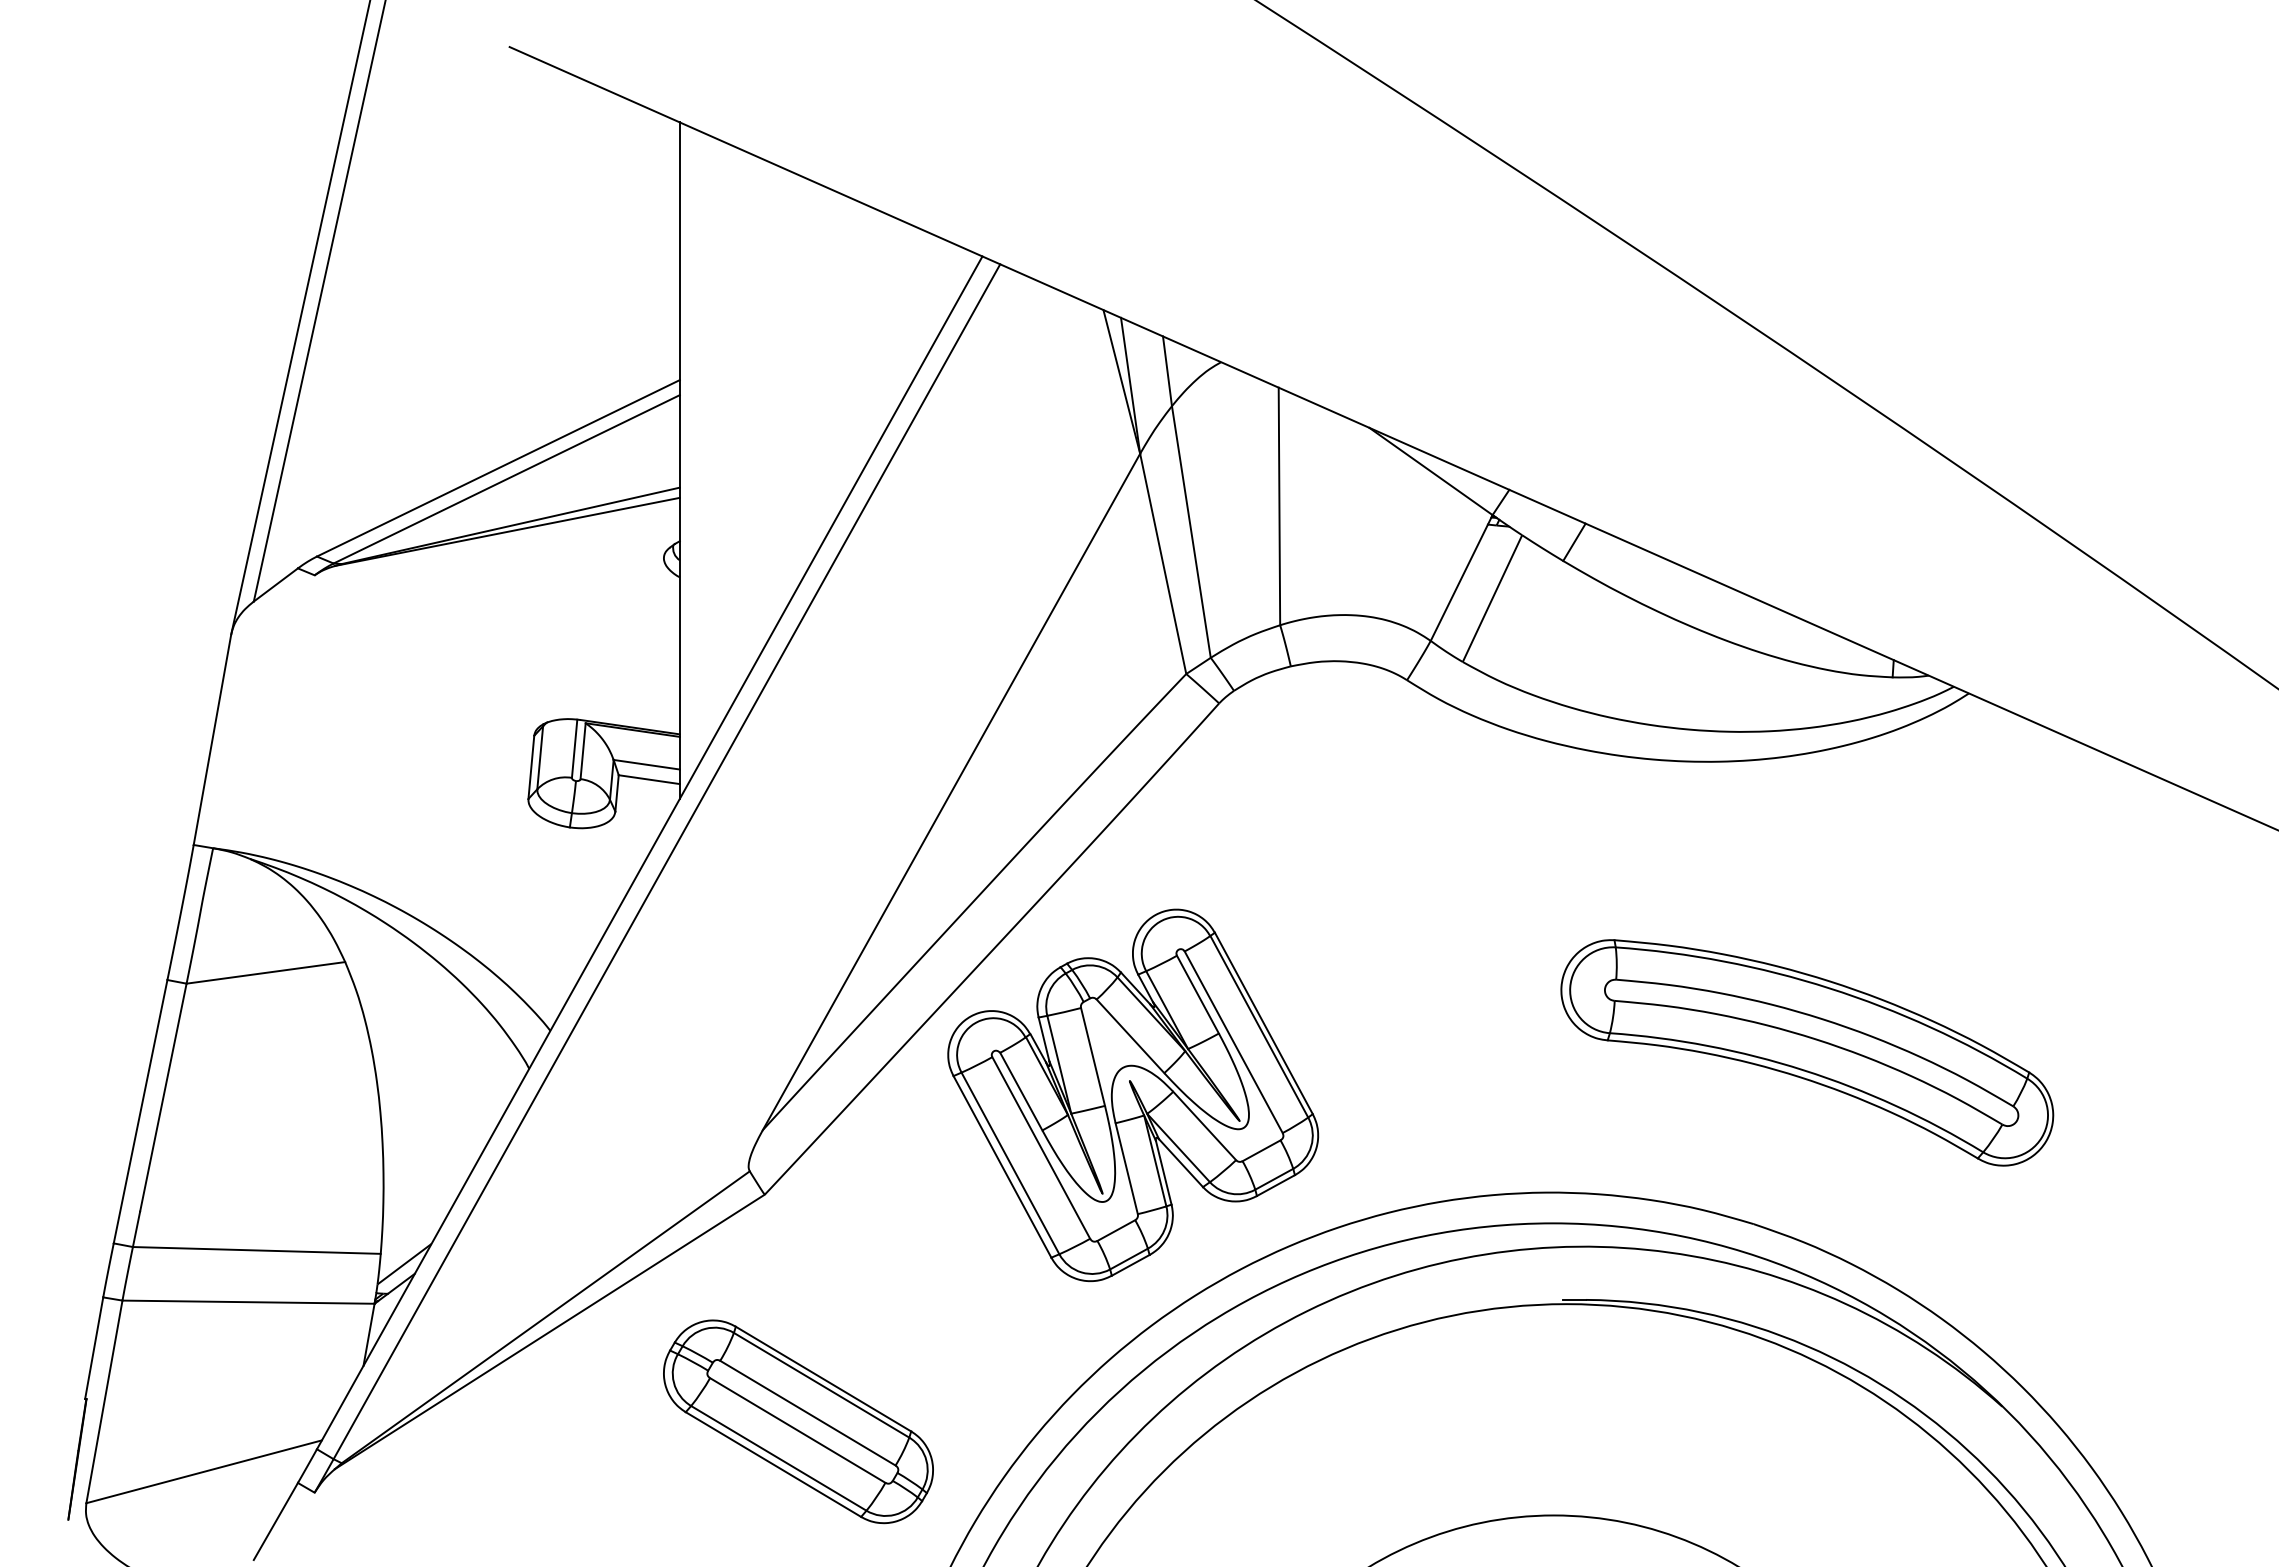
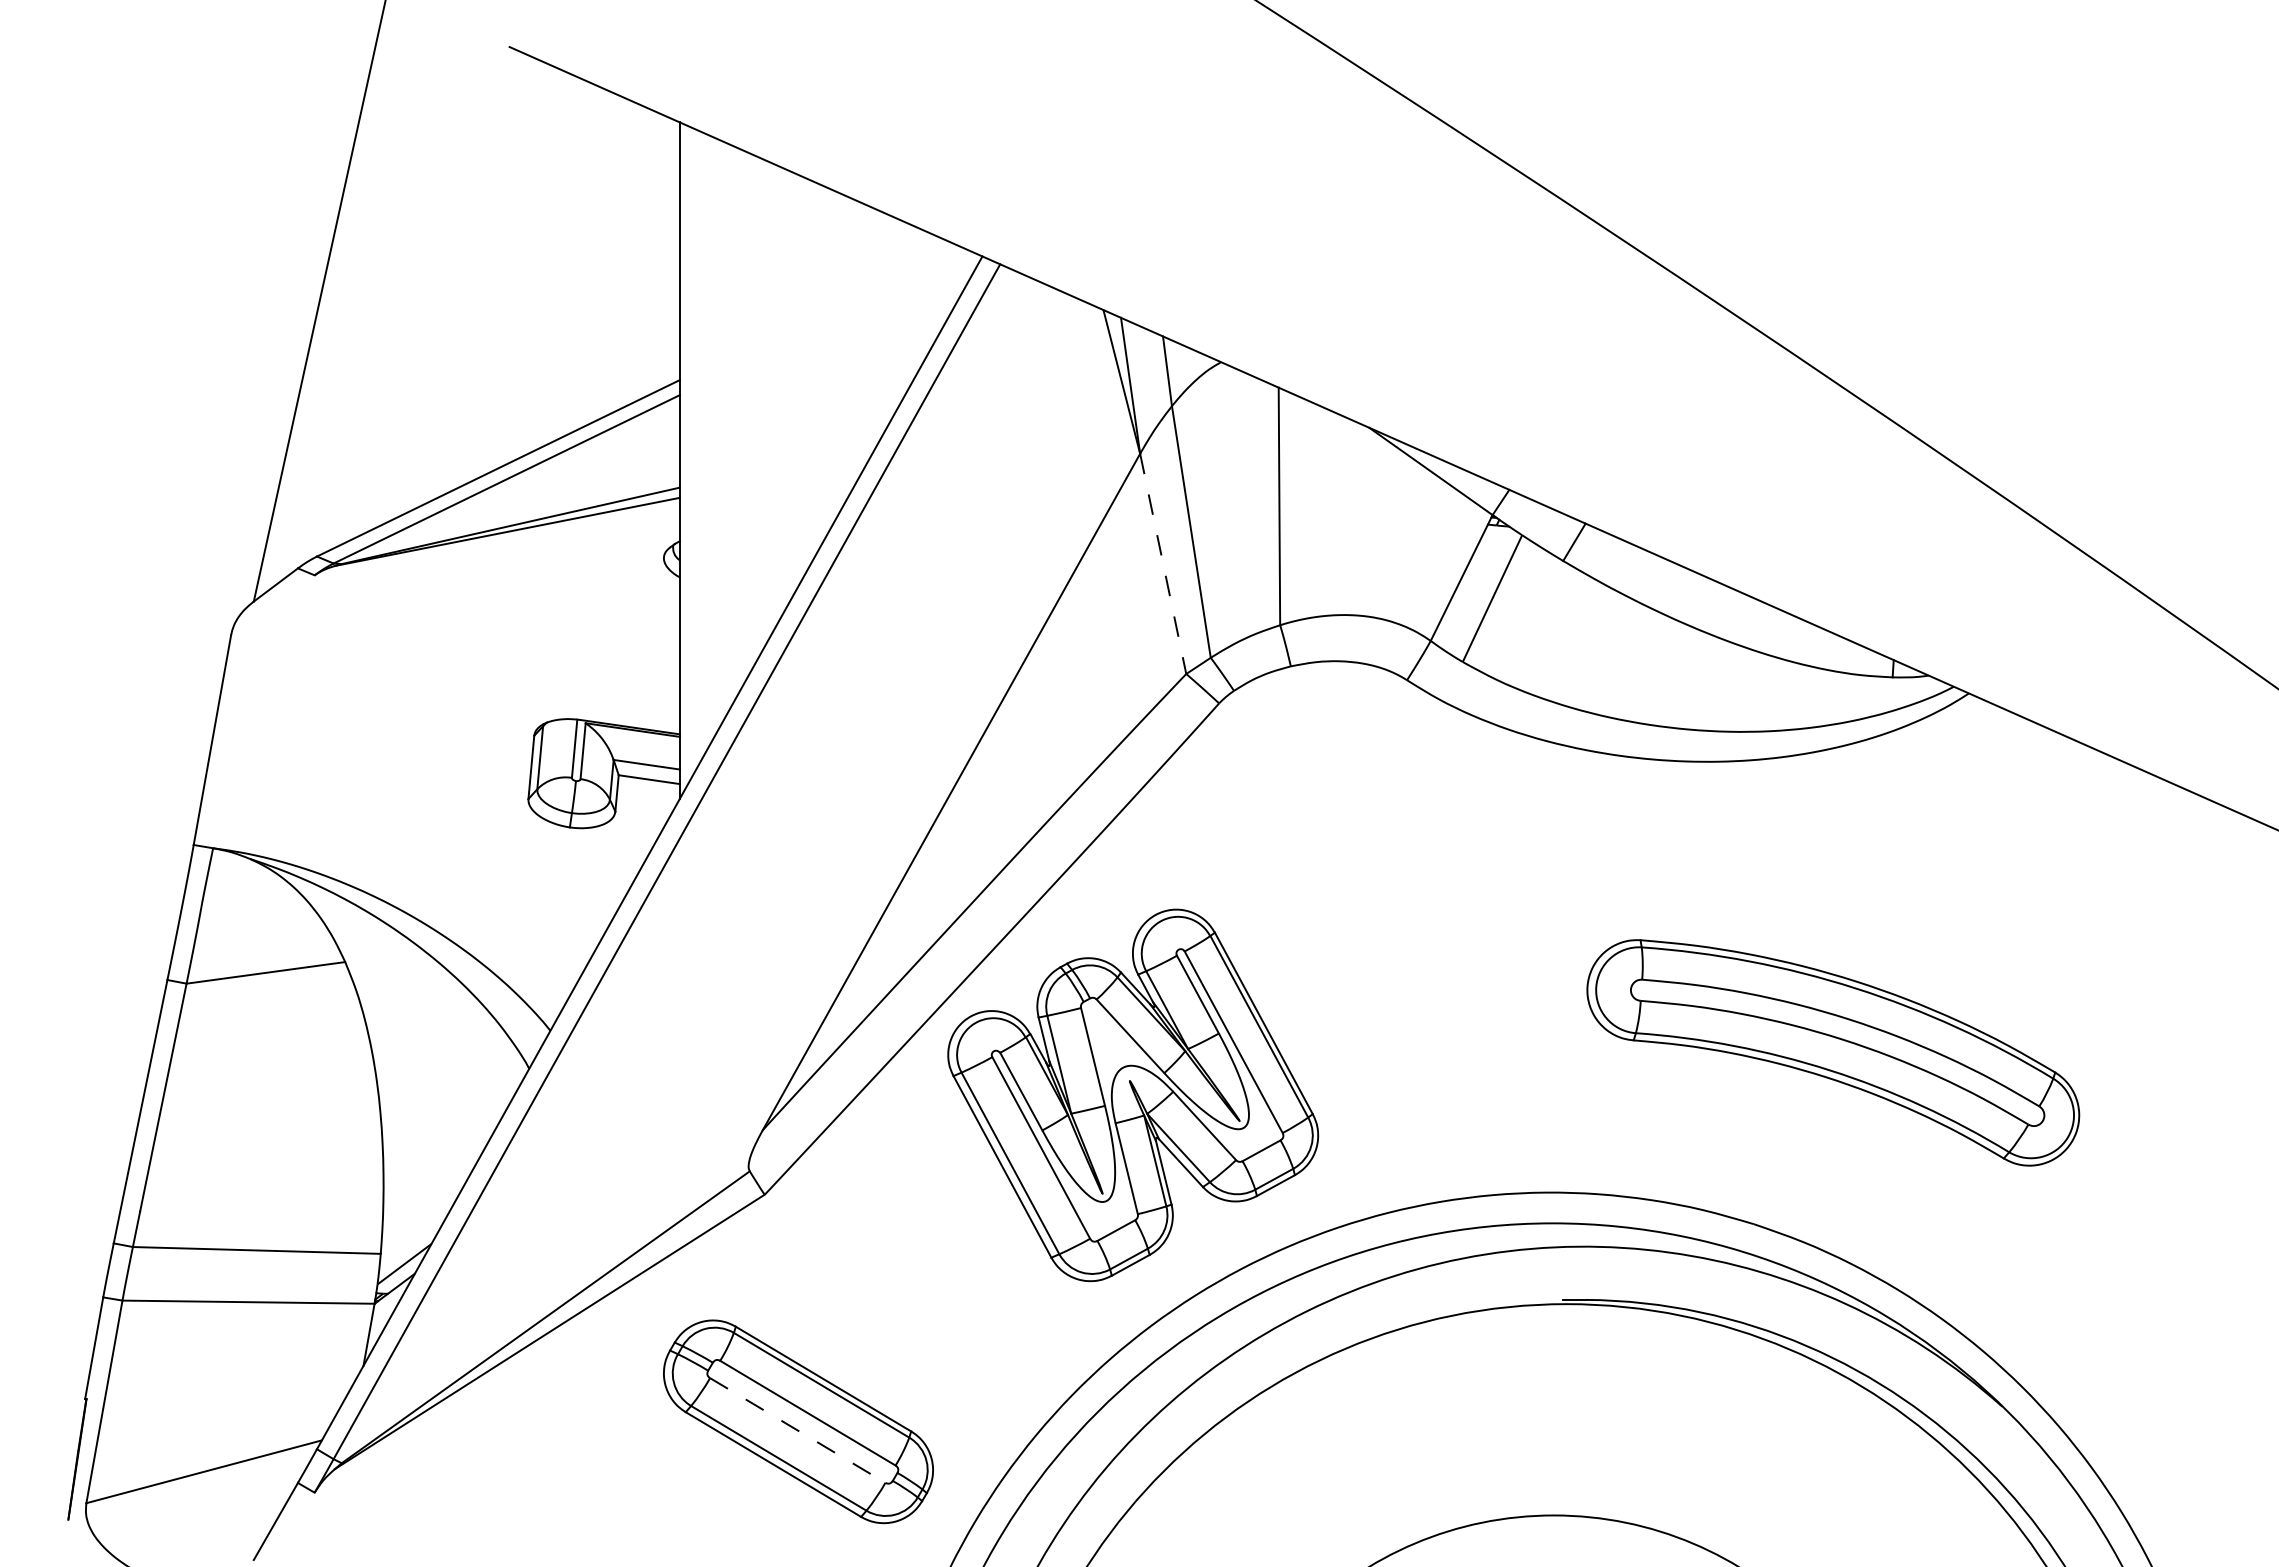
line: present -> none (300, 317)
line: solid -> dashed (1163, 564)
part position: (1807, 1052) -> (1833, 1052) (1833, 1052)
line: solid -> dashed (798, 1430)
